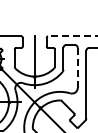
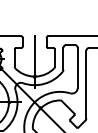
line: dashed -> solid (72, 36)
line: dashed -> solid (77, 67)
